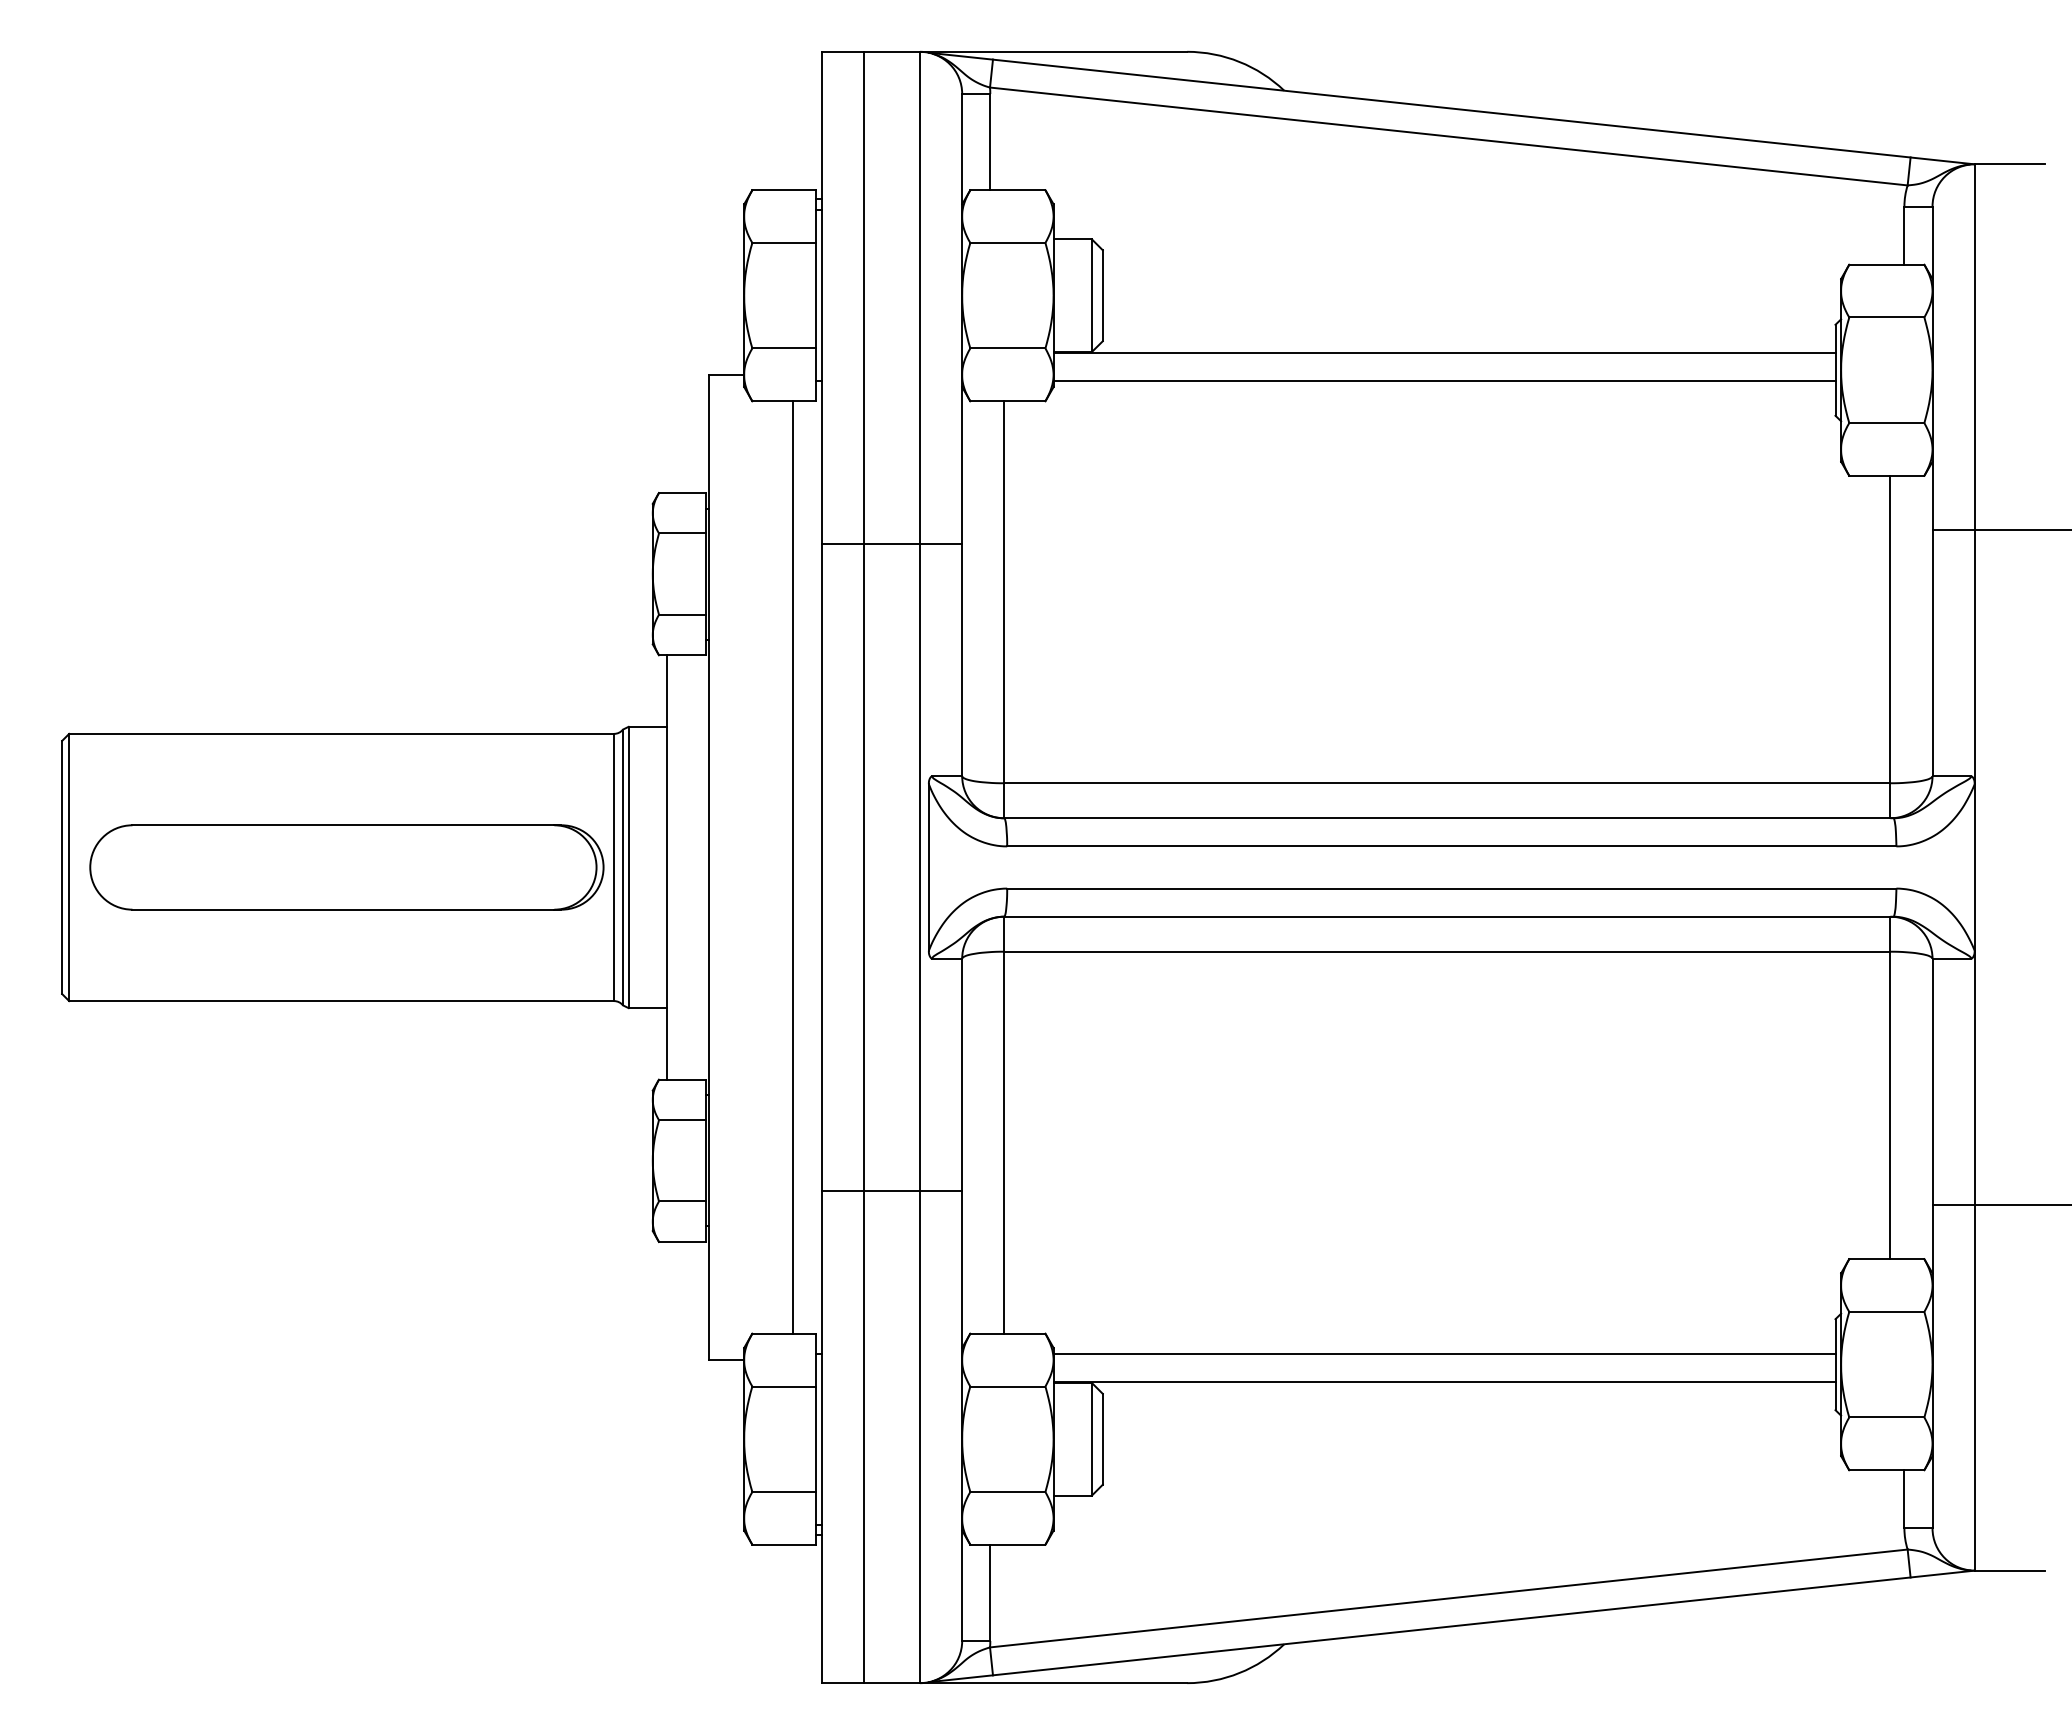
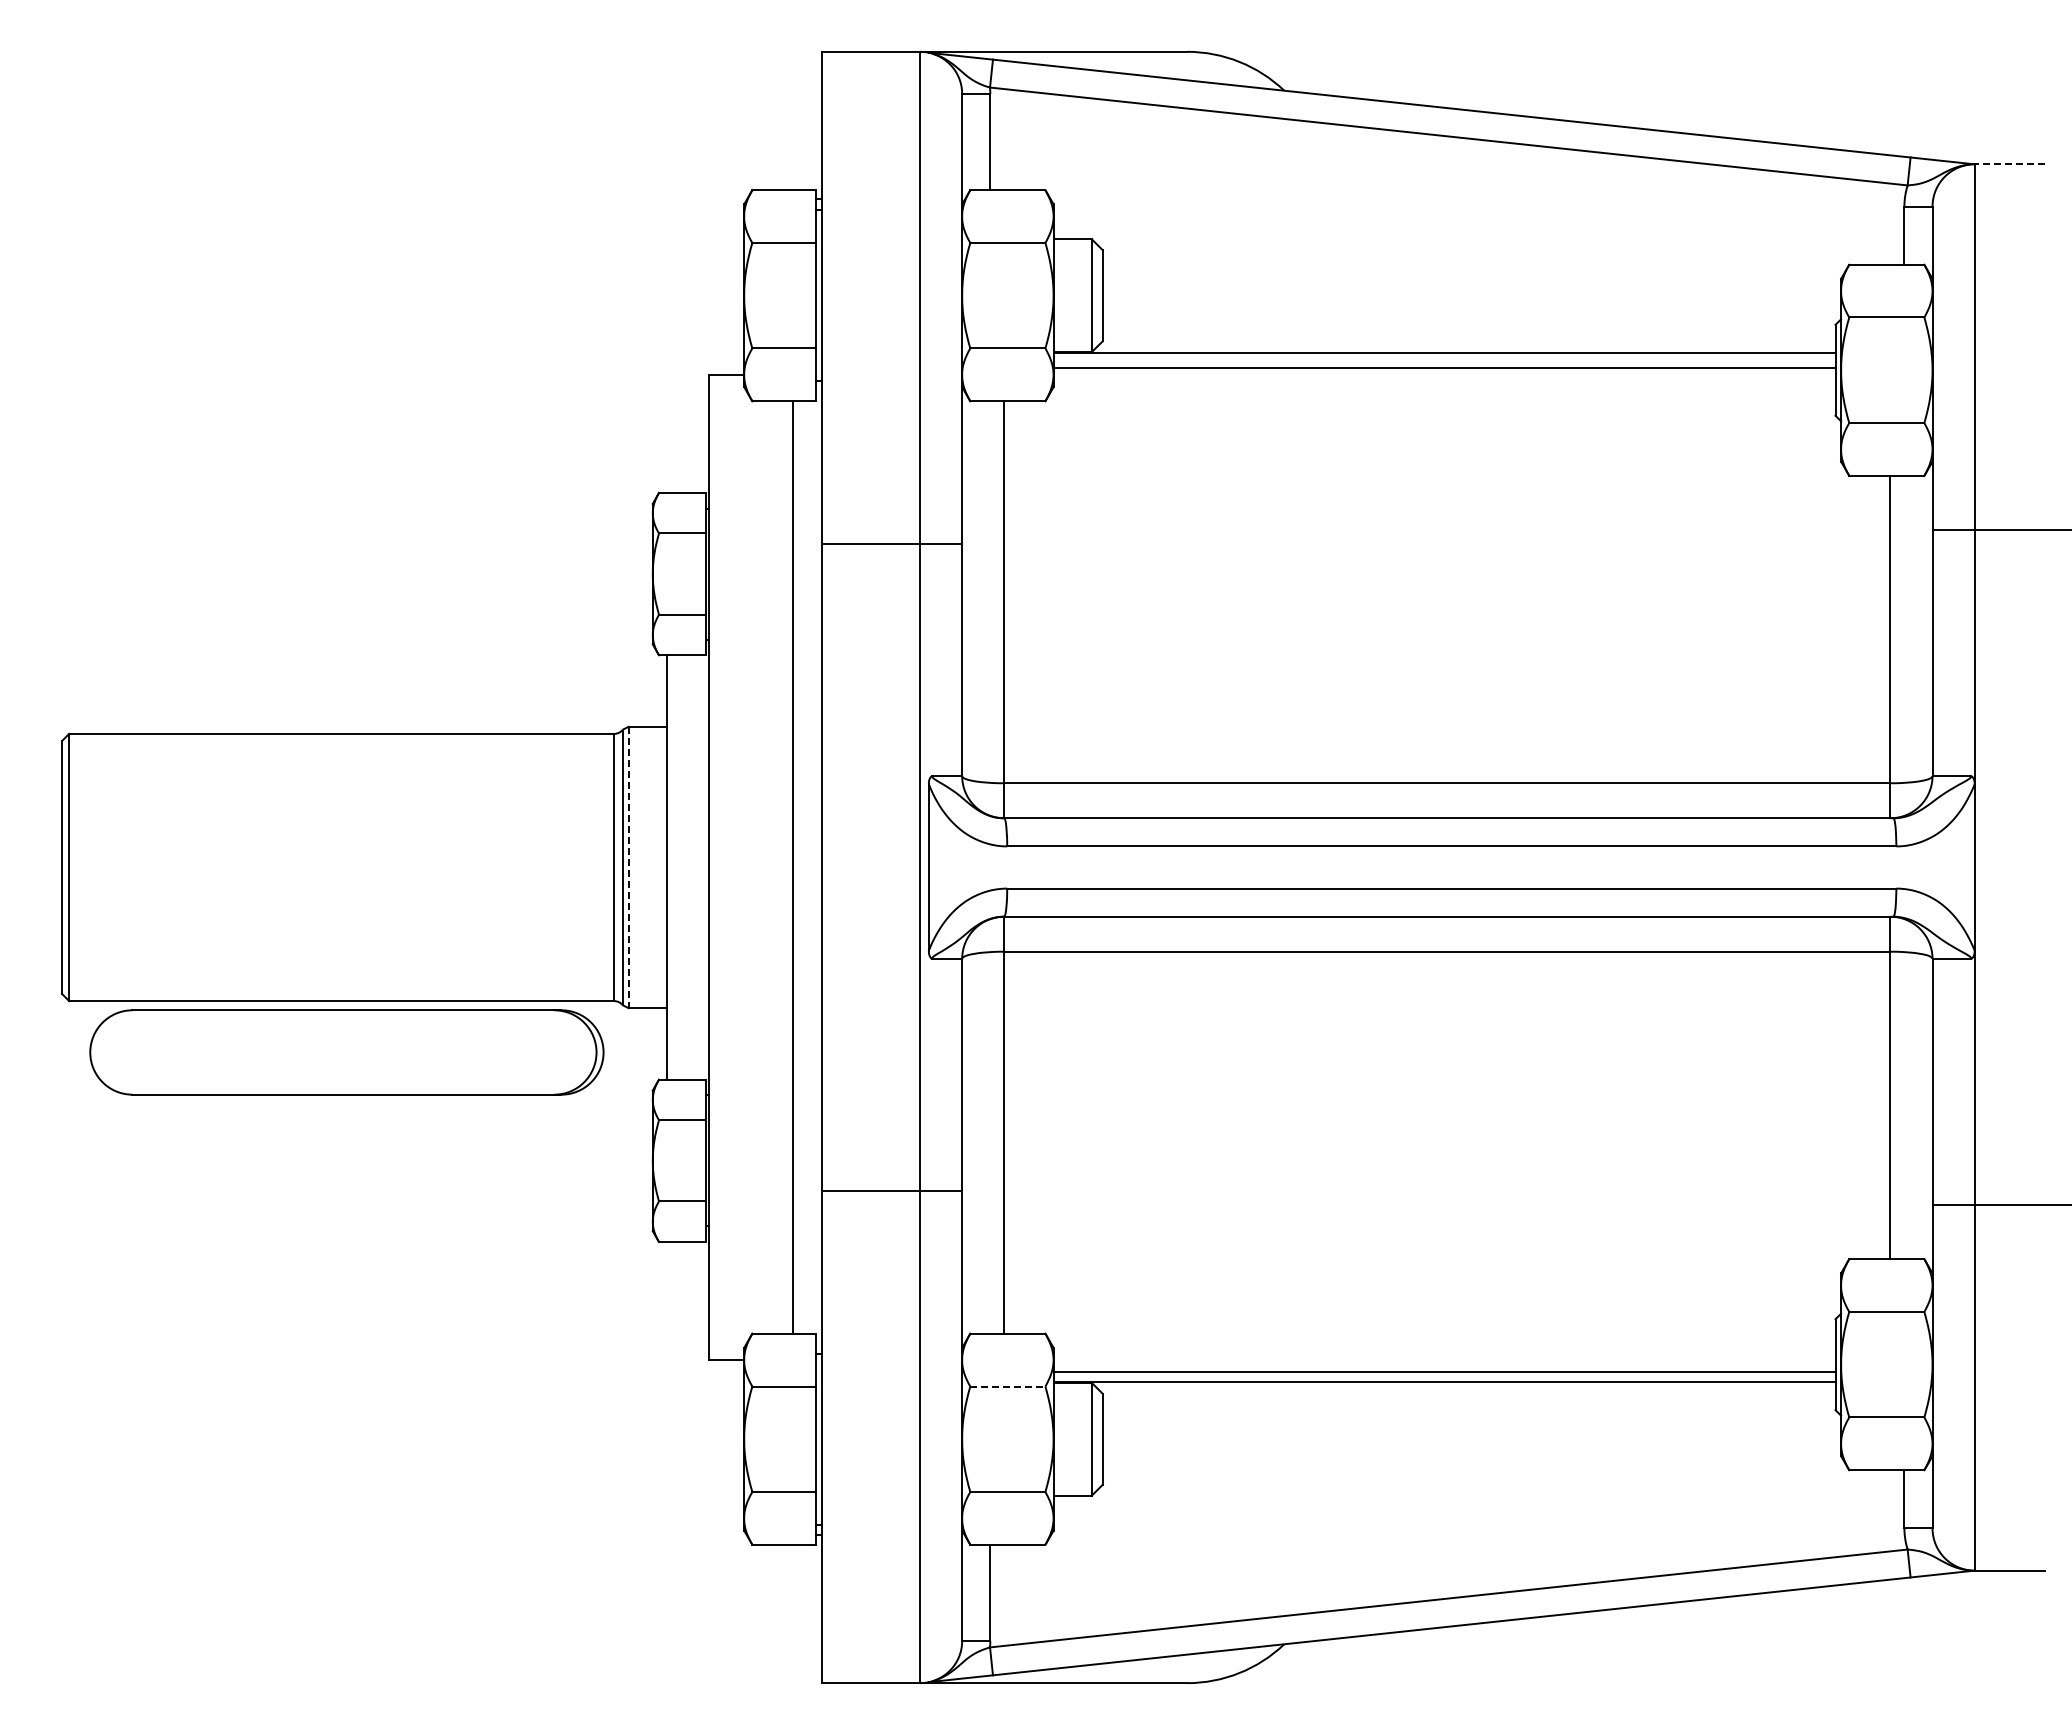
line: solid -> dashed (2009, 164)
line position: (1444, 380) -> (1444, 367) (1444, 367)
part position: (346, 867) -> (346, 1052) (346, 1052)
line: solid -> dashed (628, 867)
line: present -> none (863, 867)
line position: (1444, 1354) -> (1444, 1372) (1444, 1372)
line: solid -> dashed (1007, 1386)
